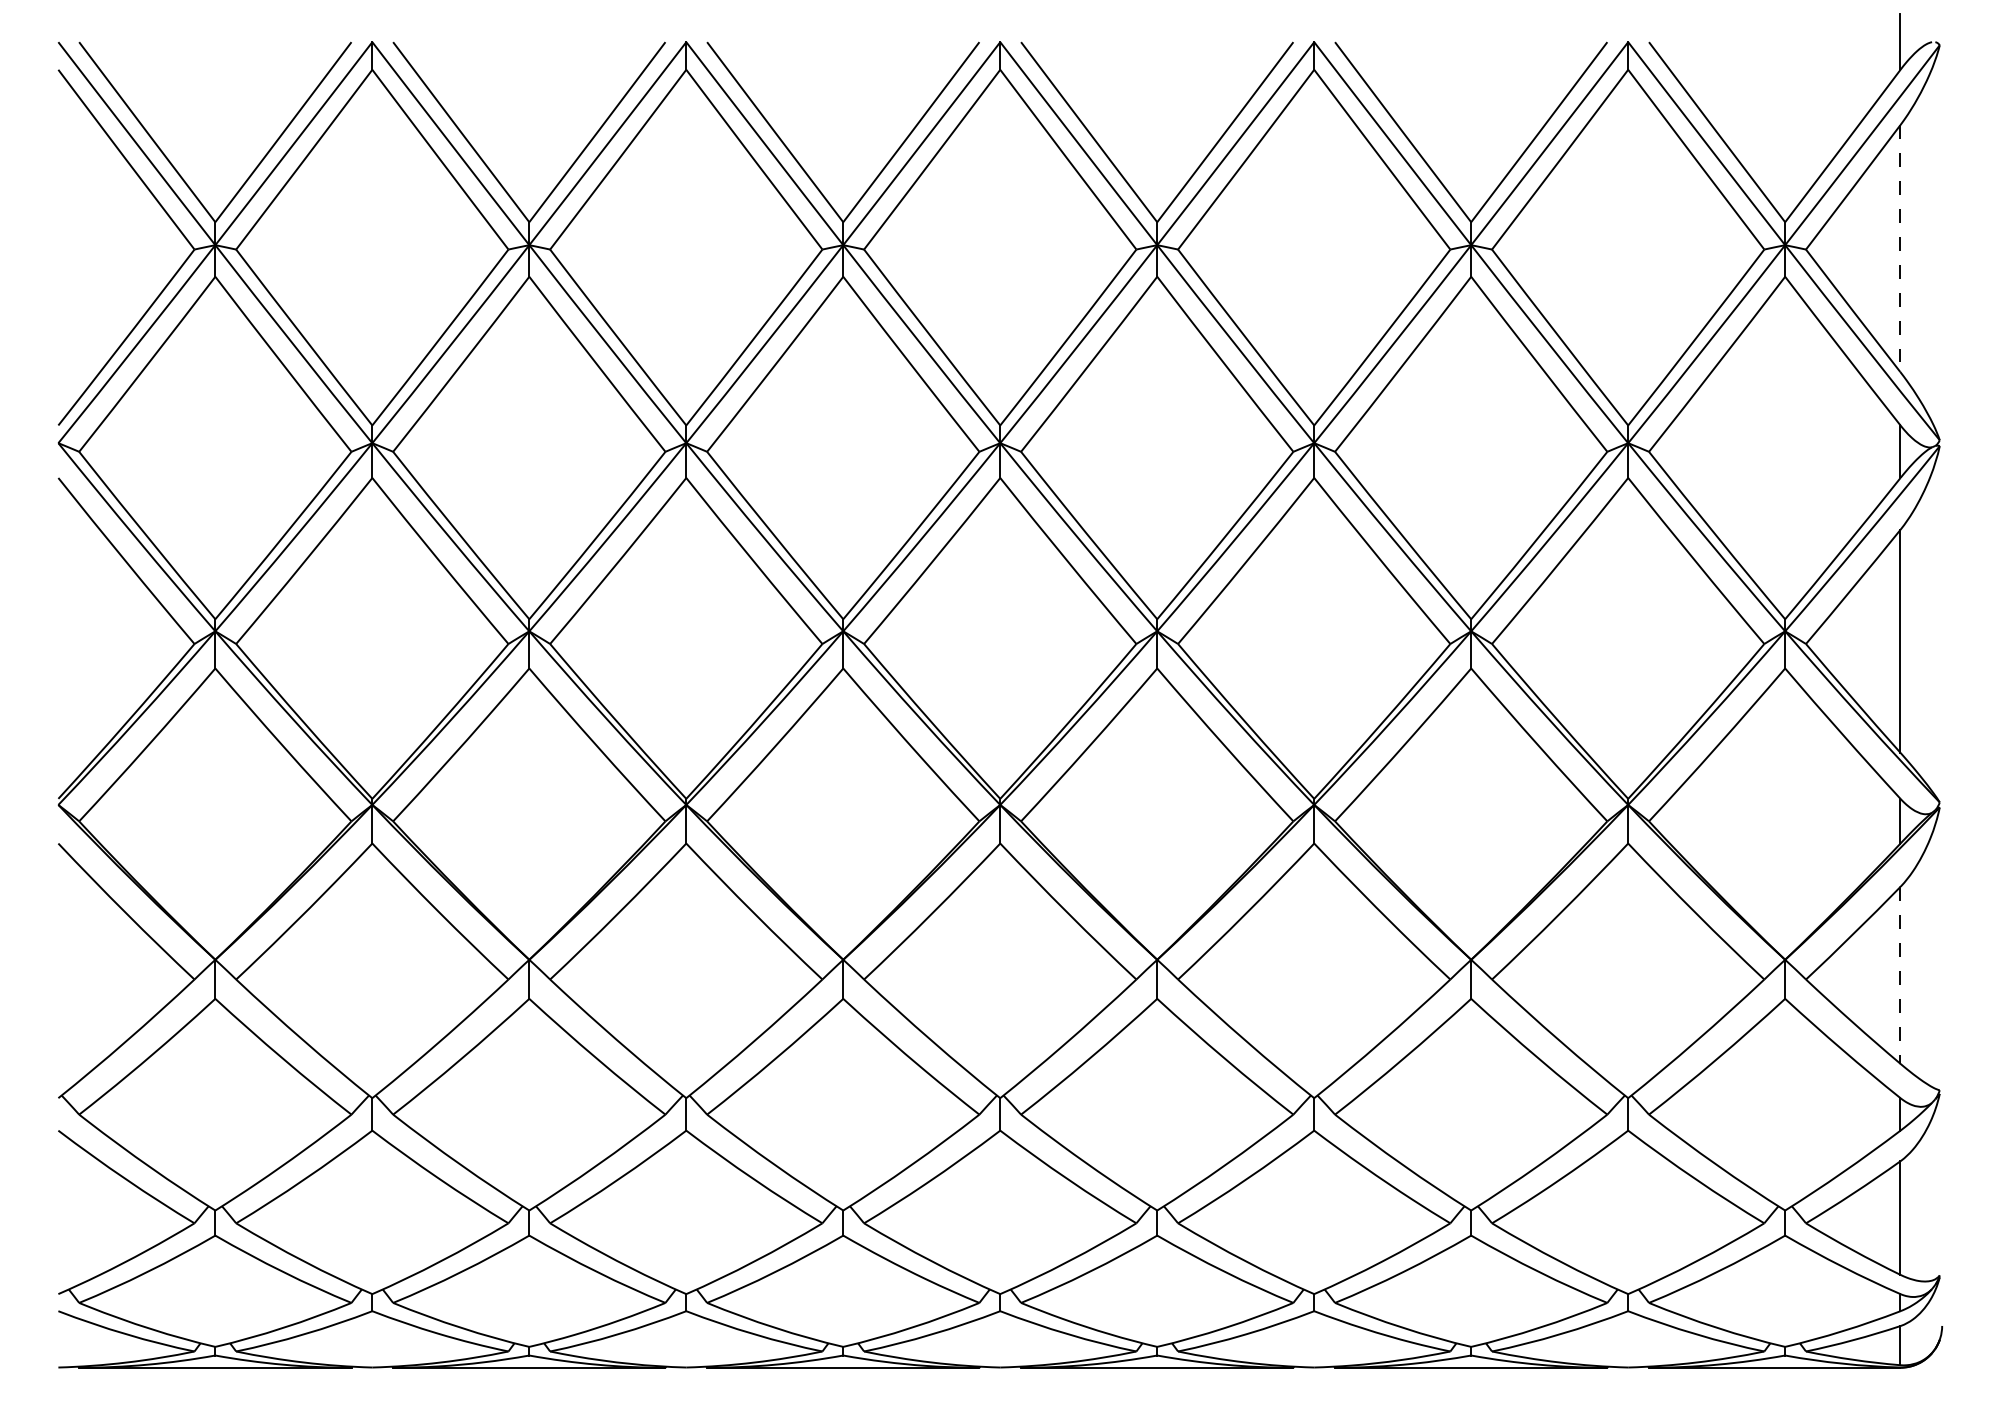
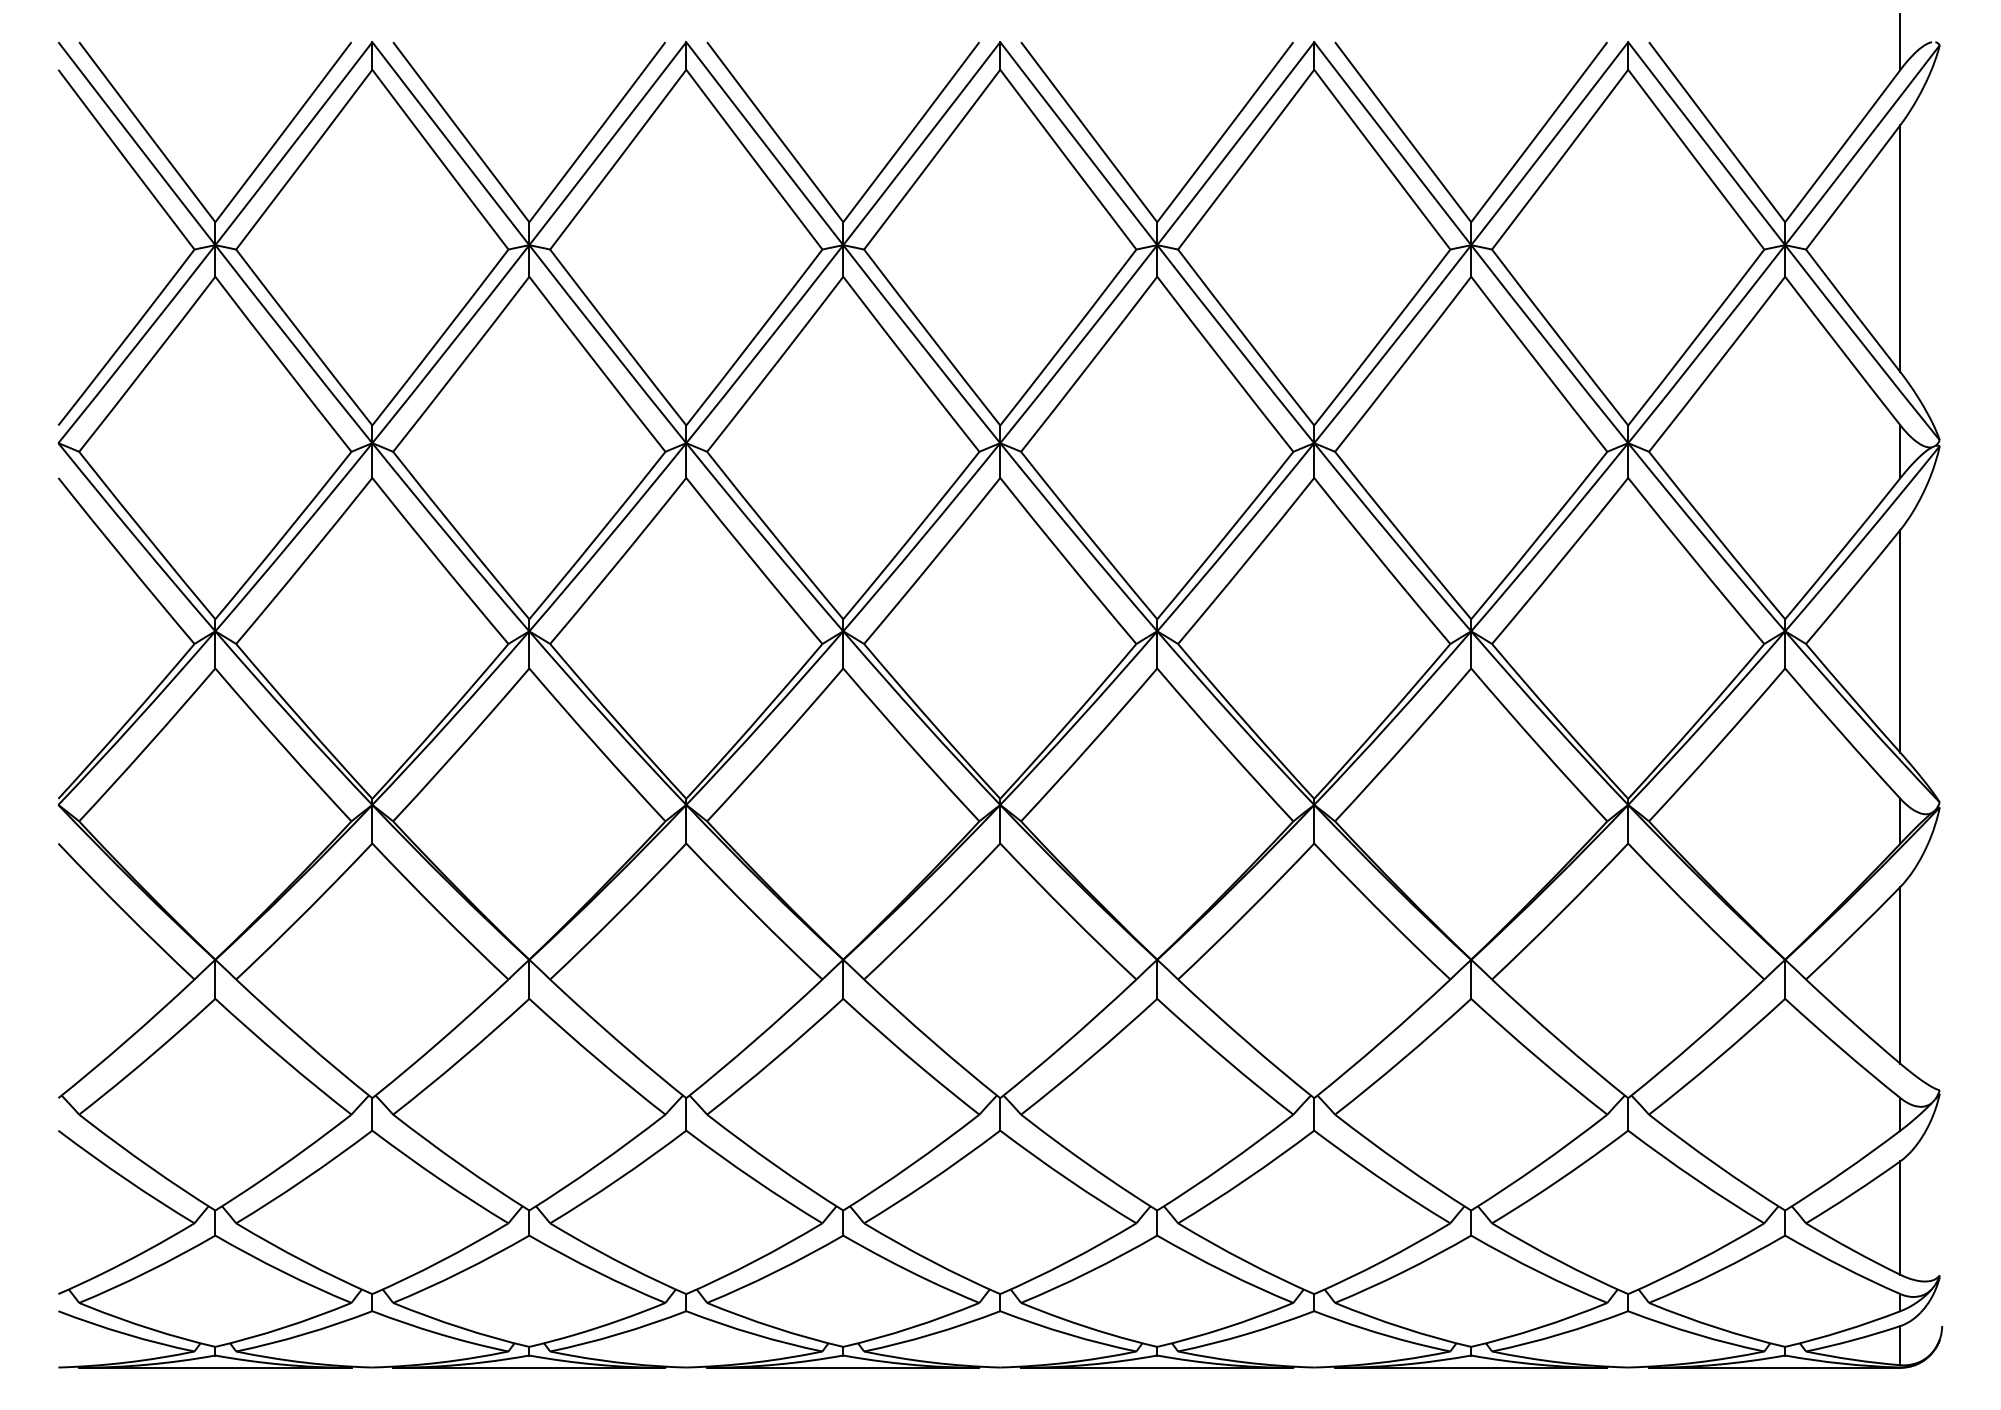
line: dashed -> solid (1900, 249)
line: dashed -> solid (1900, 975)
